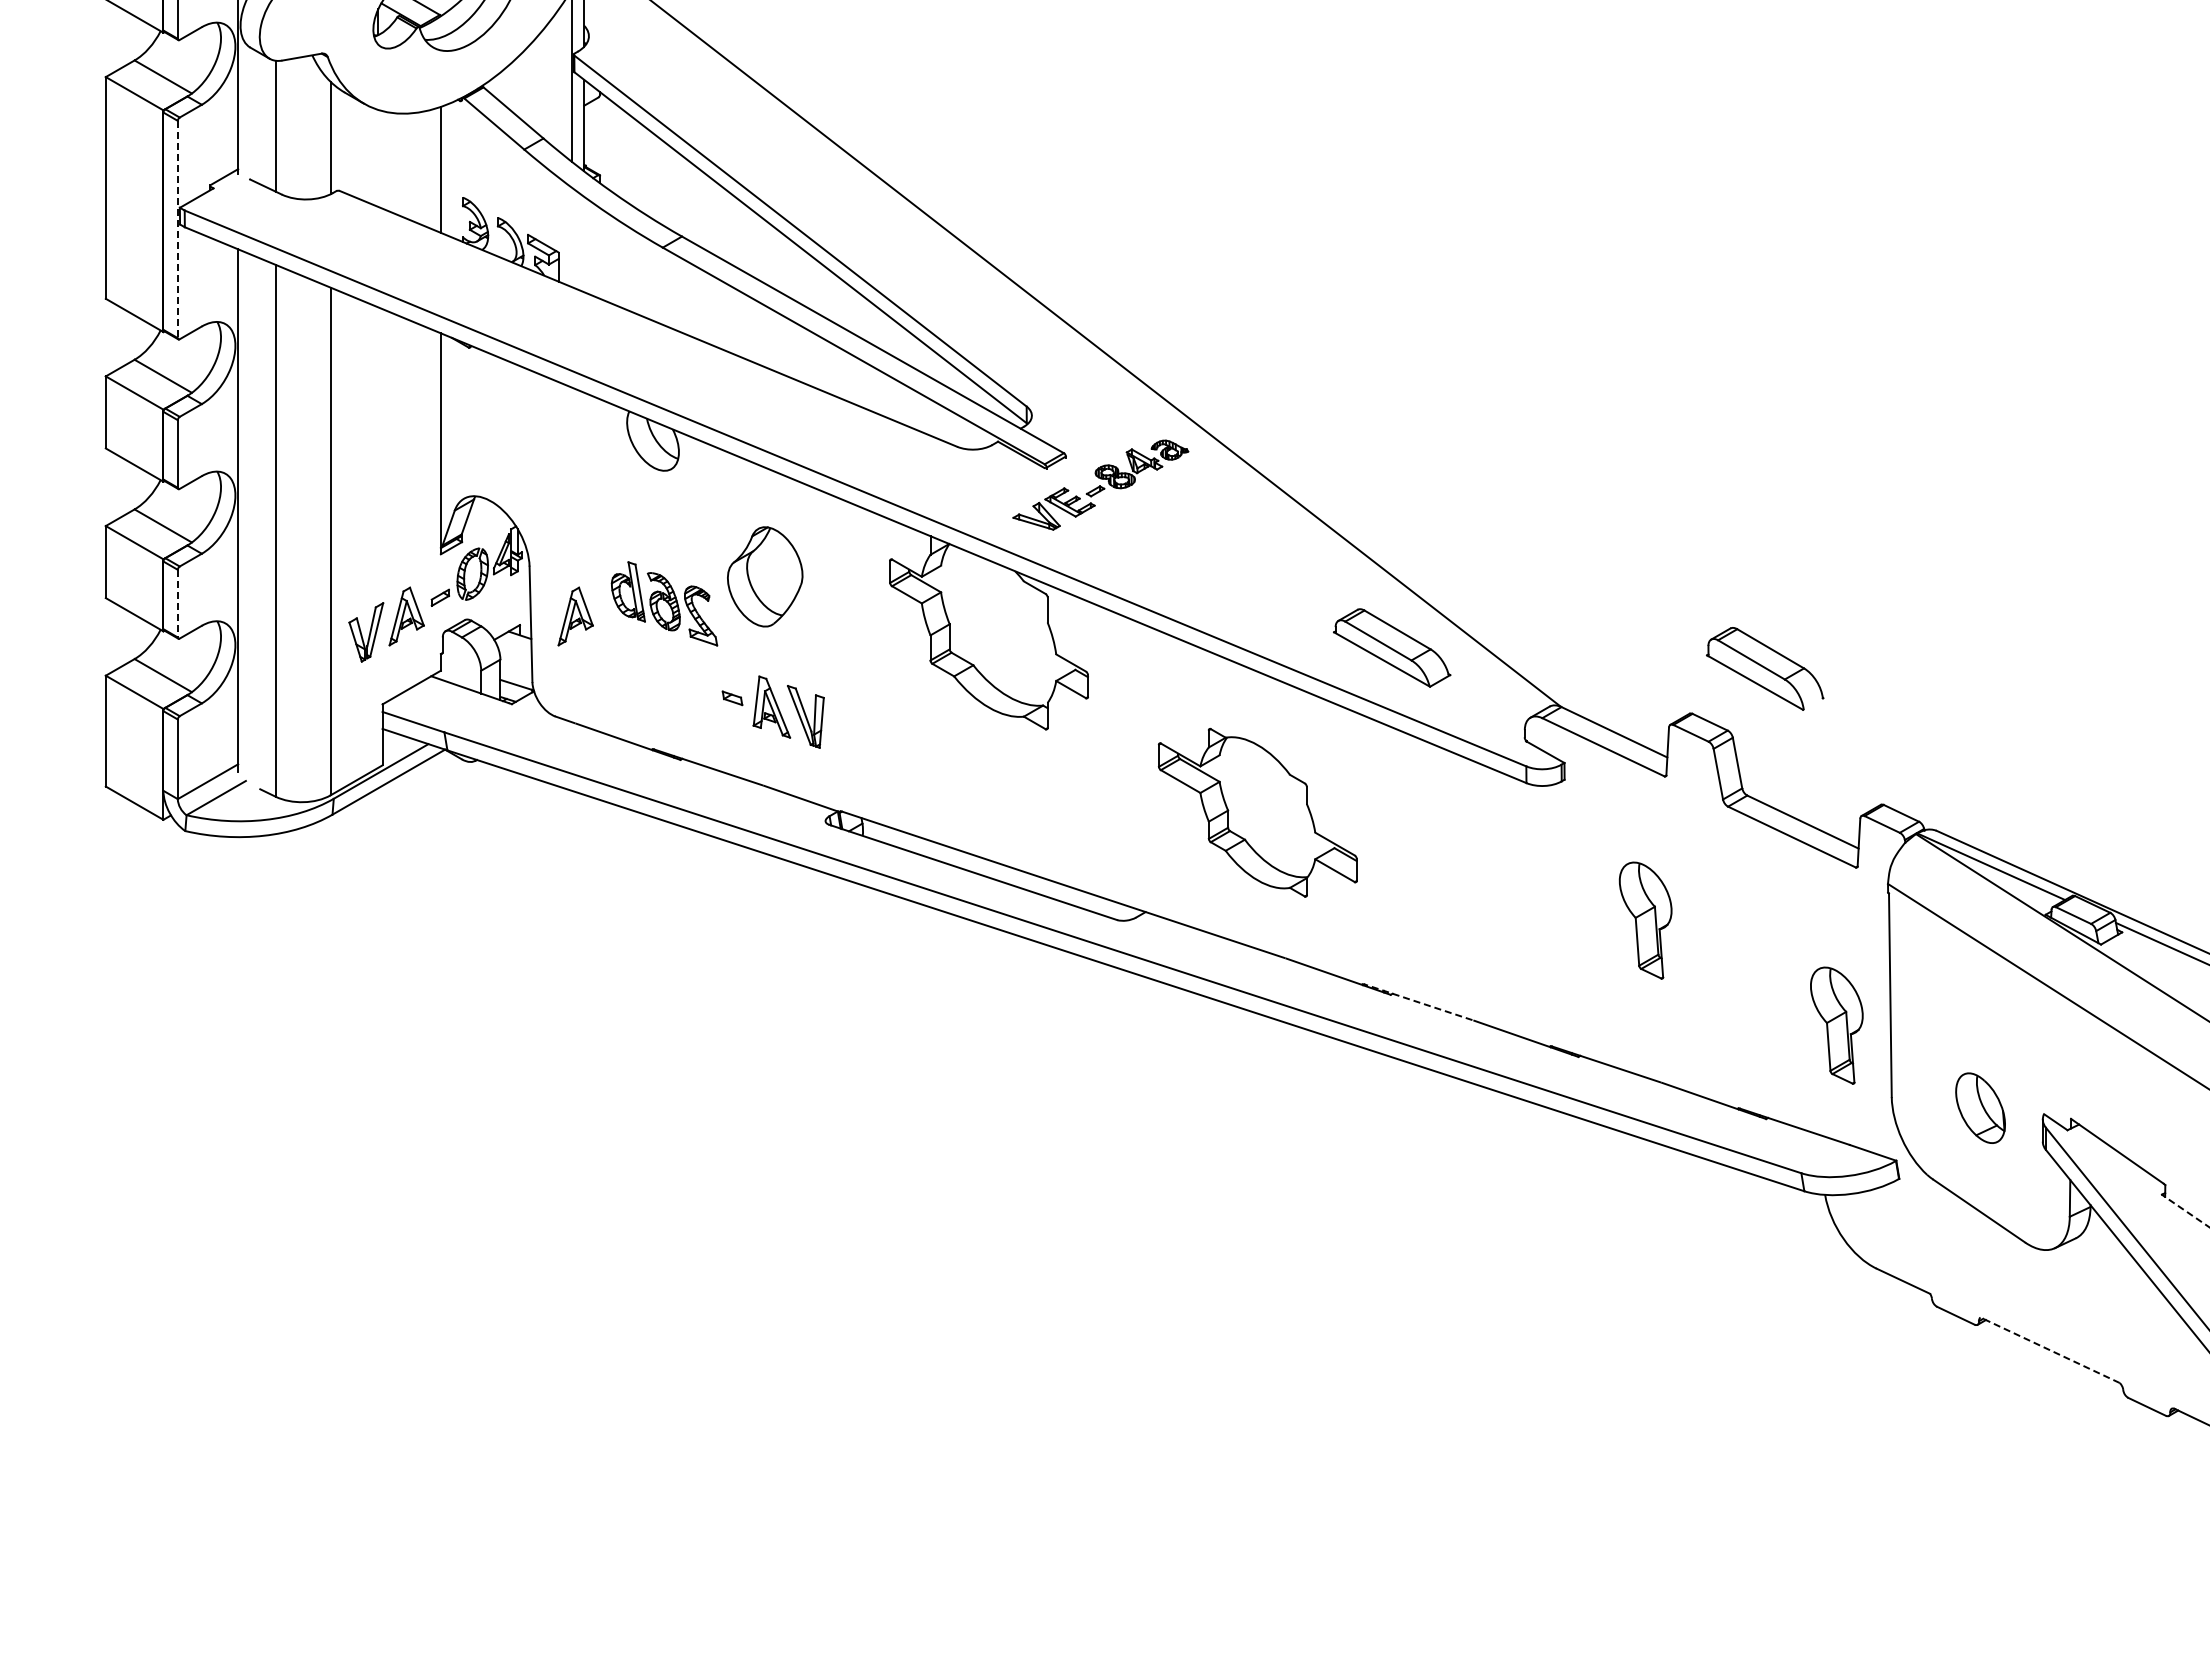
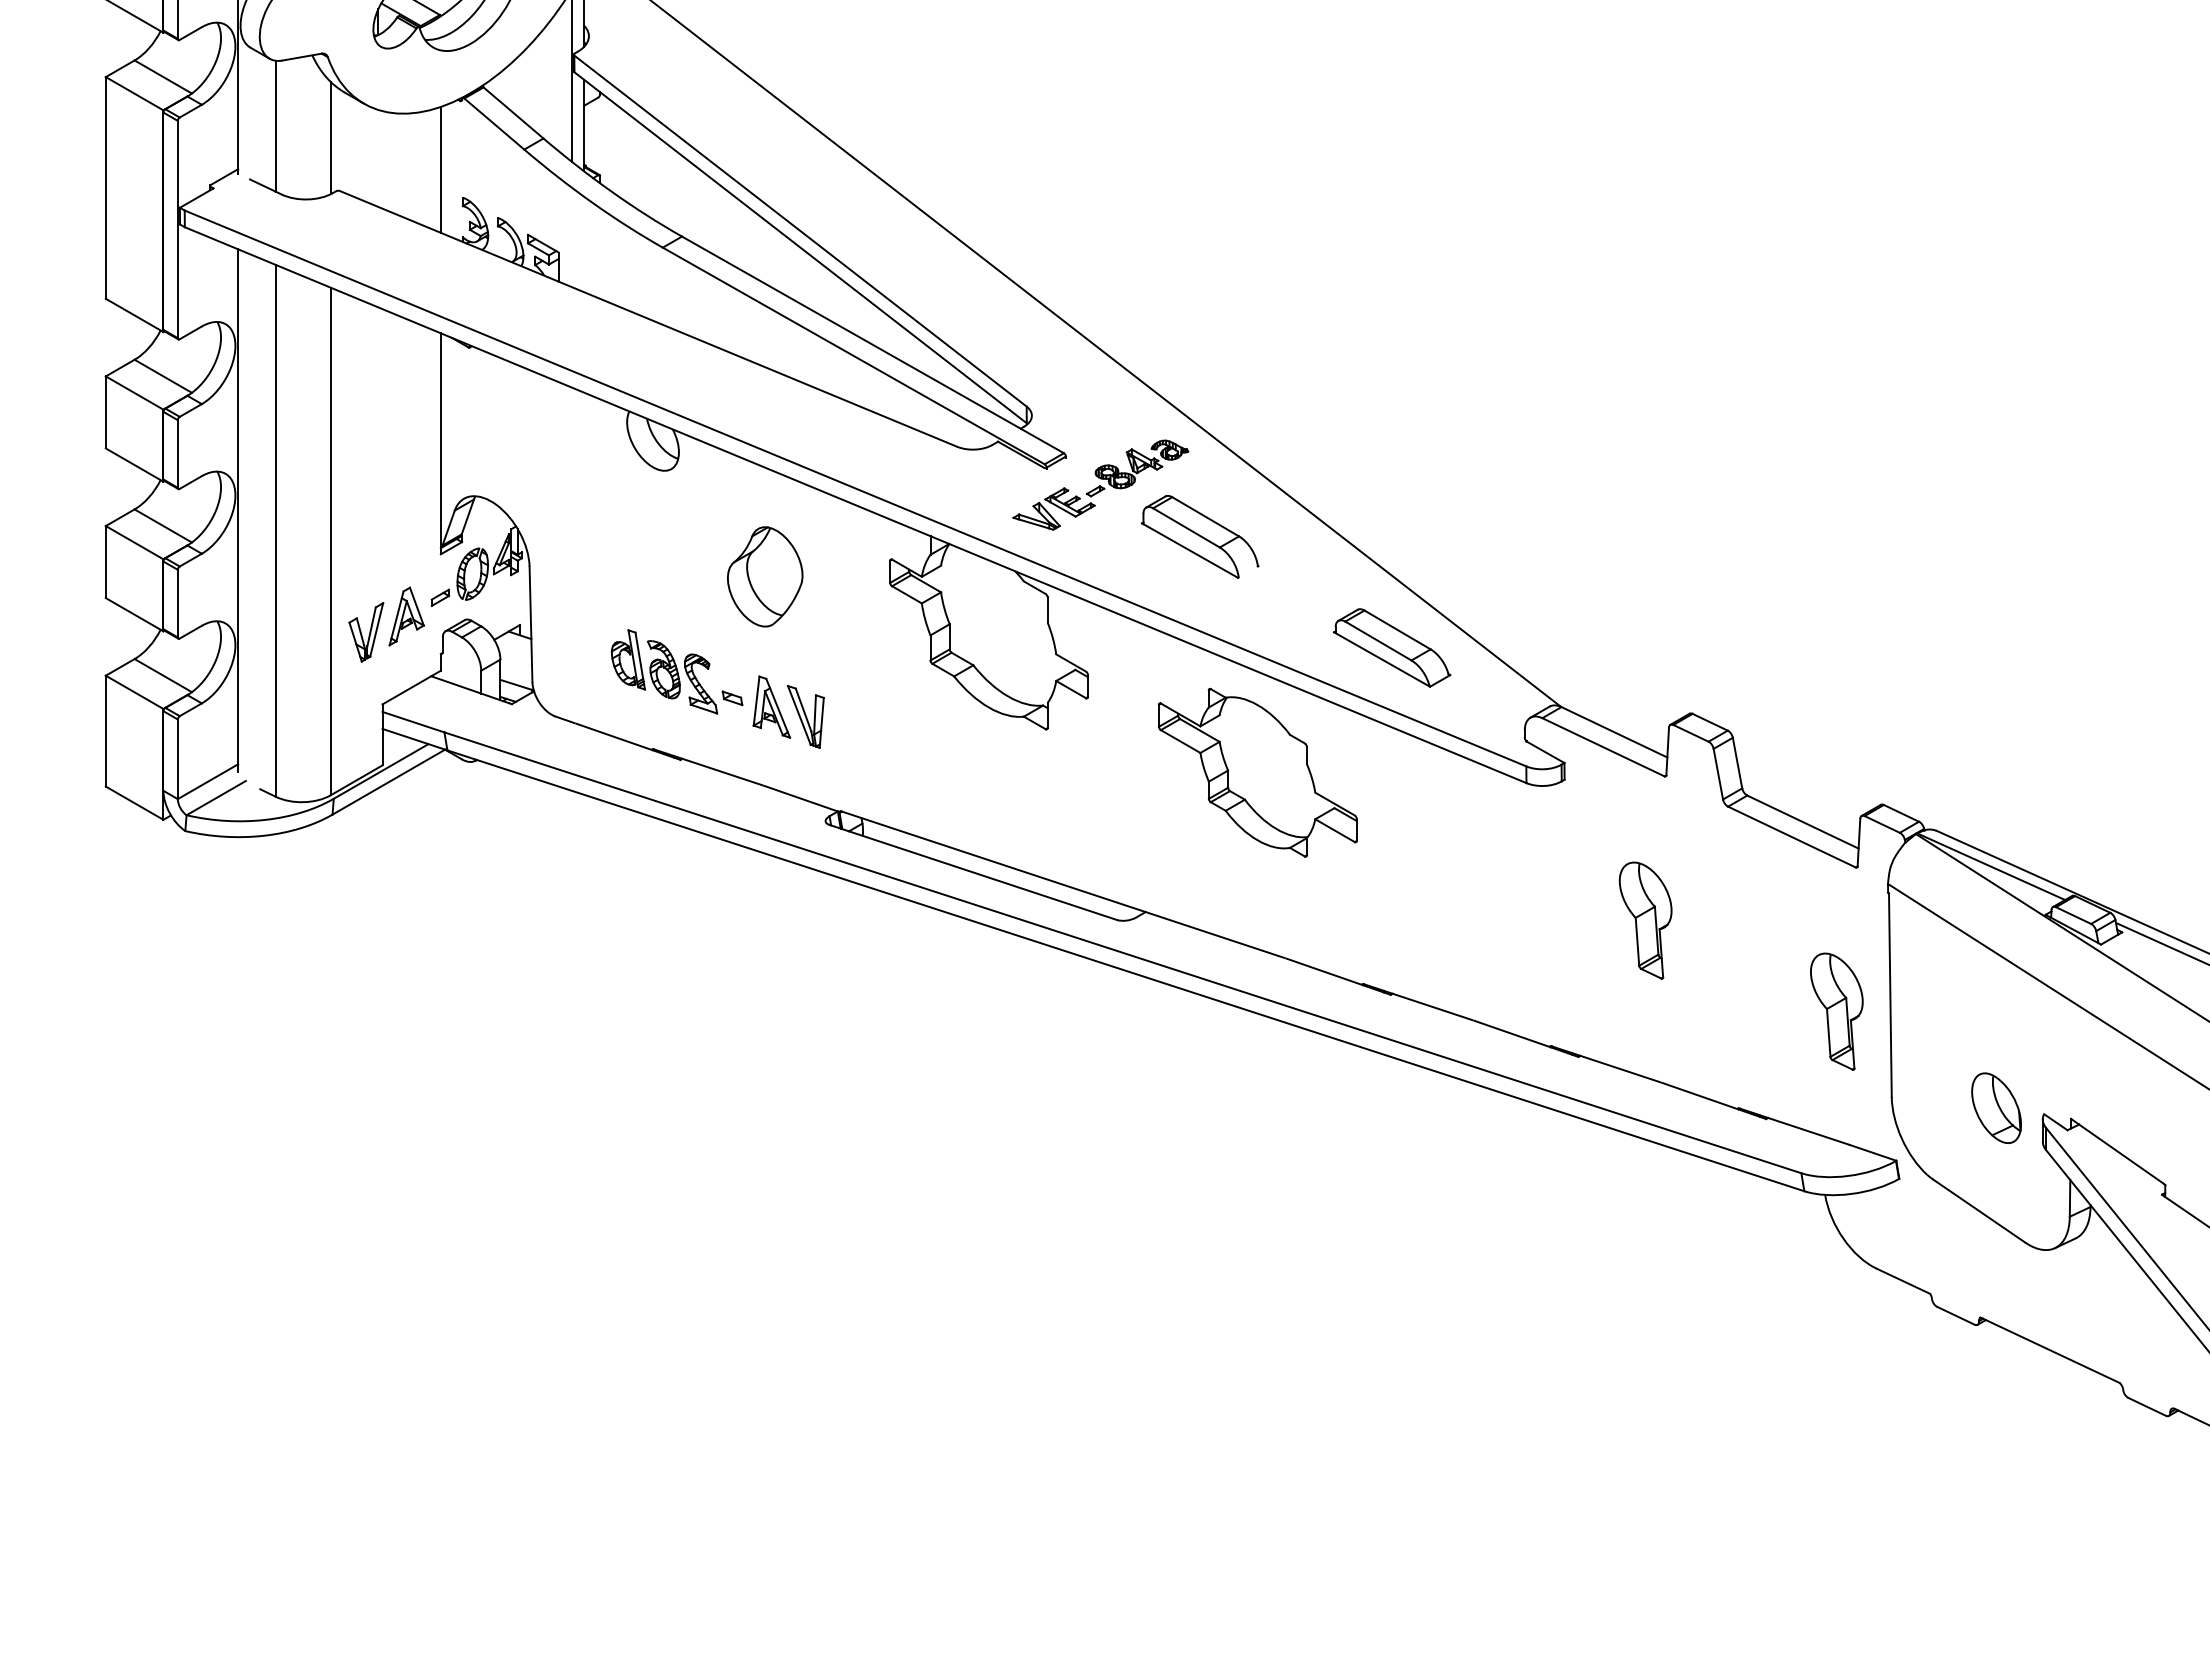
line: dashed -> solid (177, 229)
line: dashed -> solid (177, 603)
part position: (664, 603) -> (664, 671) (664, 671)
part: present -> none (575, 616)
part position: (1765, 668) -> (1200, 536) (1200, 536)
part position: (1257, 812) -> (1257, 772) (1257, 772)
line: dashed -> solid (1417, 1001)
part position: (1836, 1025) -> (1836, 1011) (1836, 1011)
part position: (1980, 1107) -> (1996, 1107) (1996, 1107)
line: dashed -> solid (2187, 1212)
line: dashed -> solid (2050, 1350)
